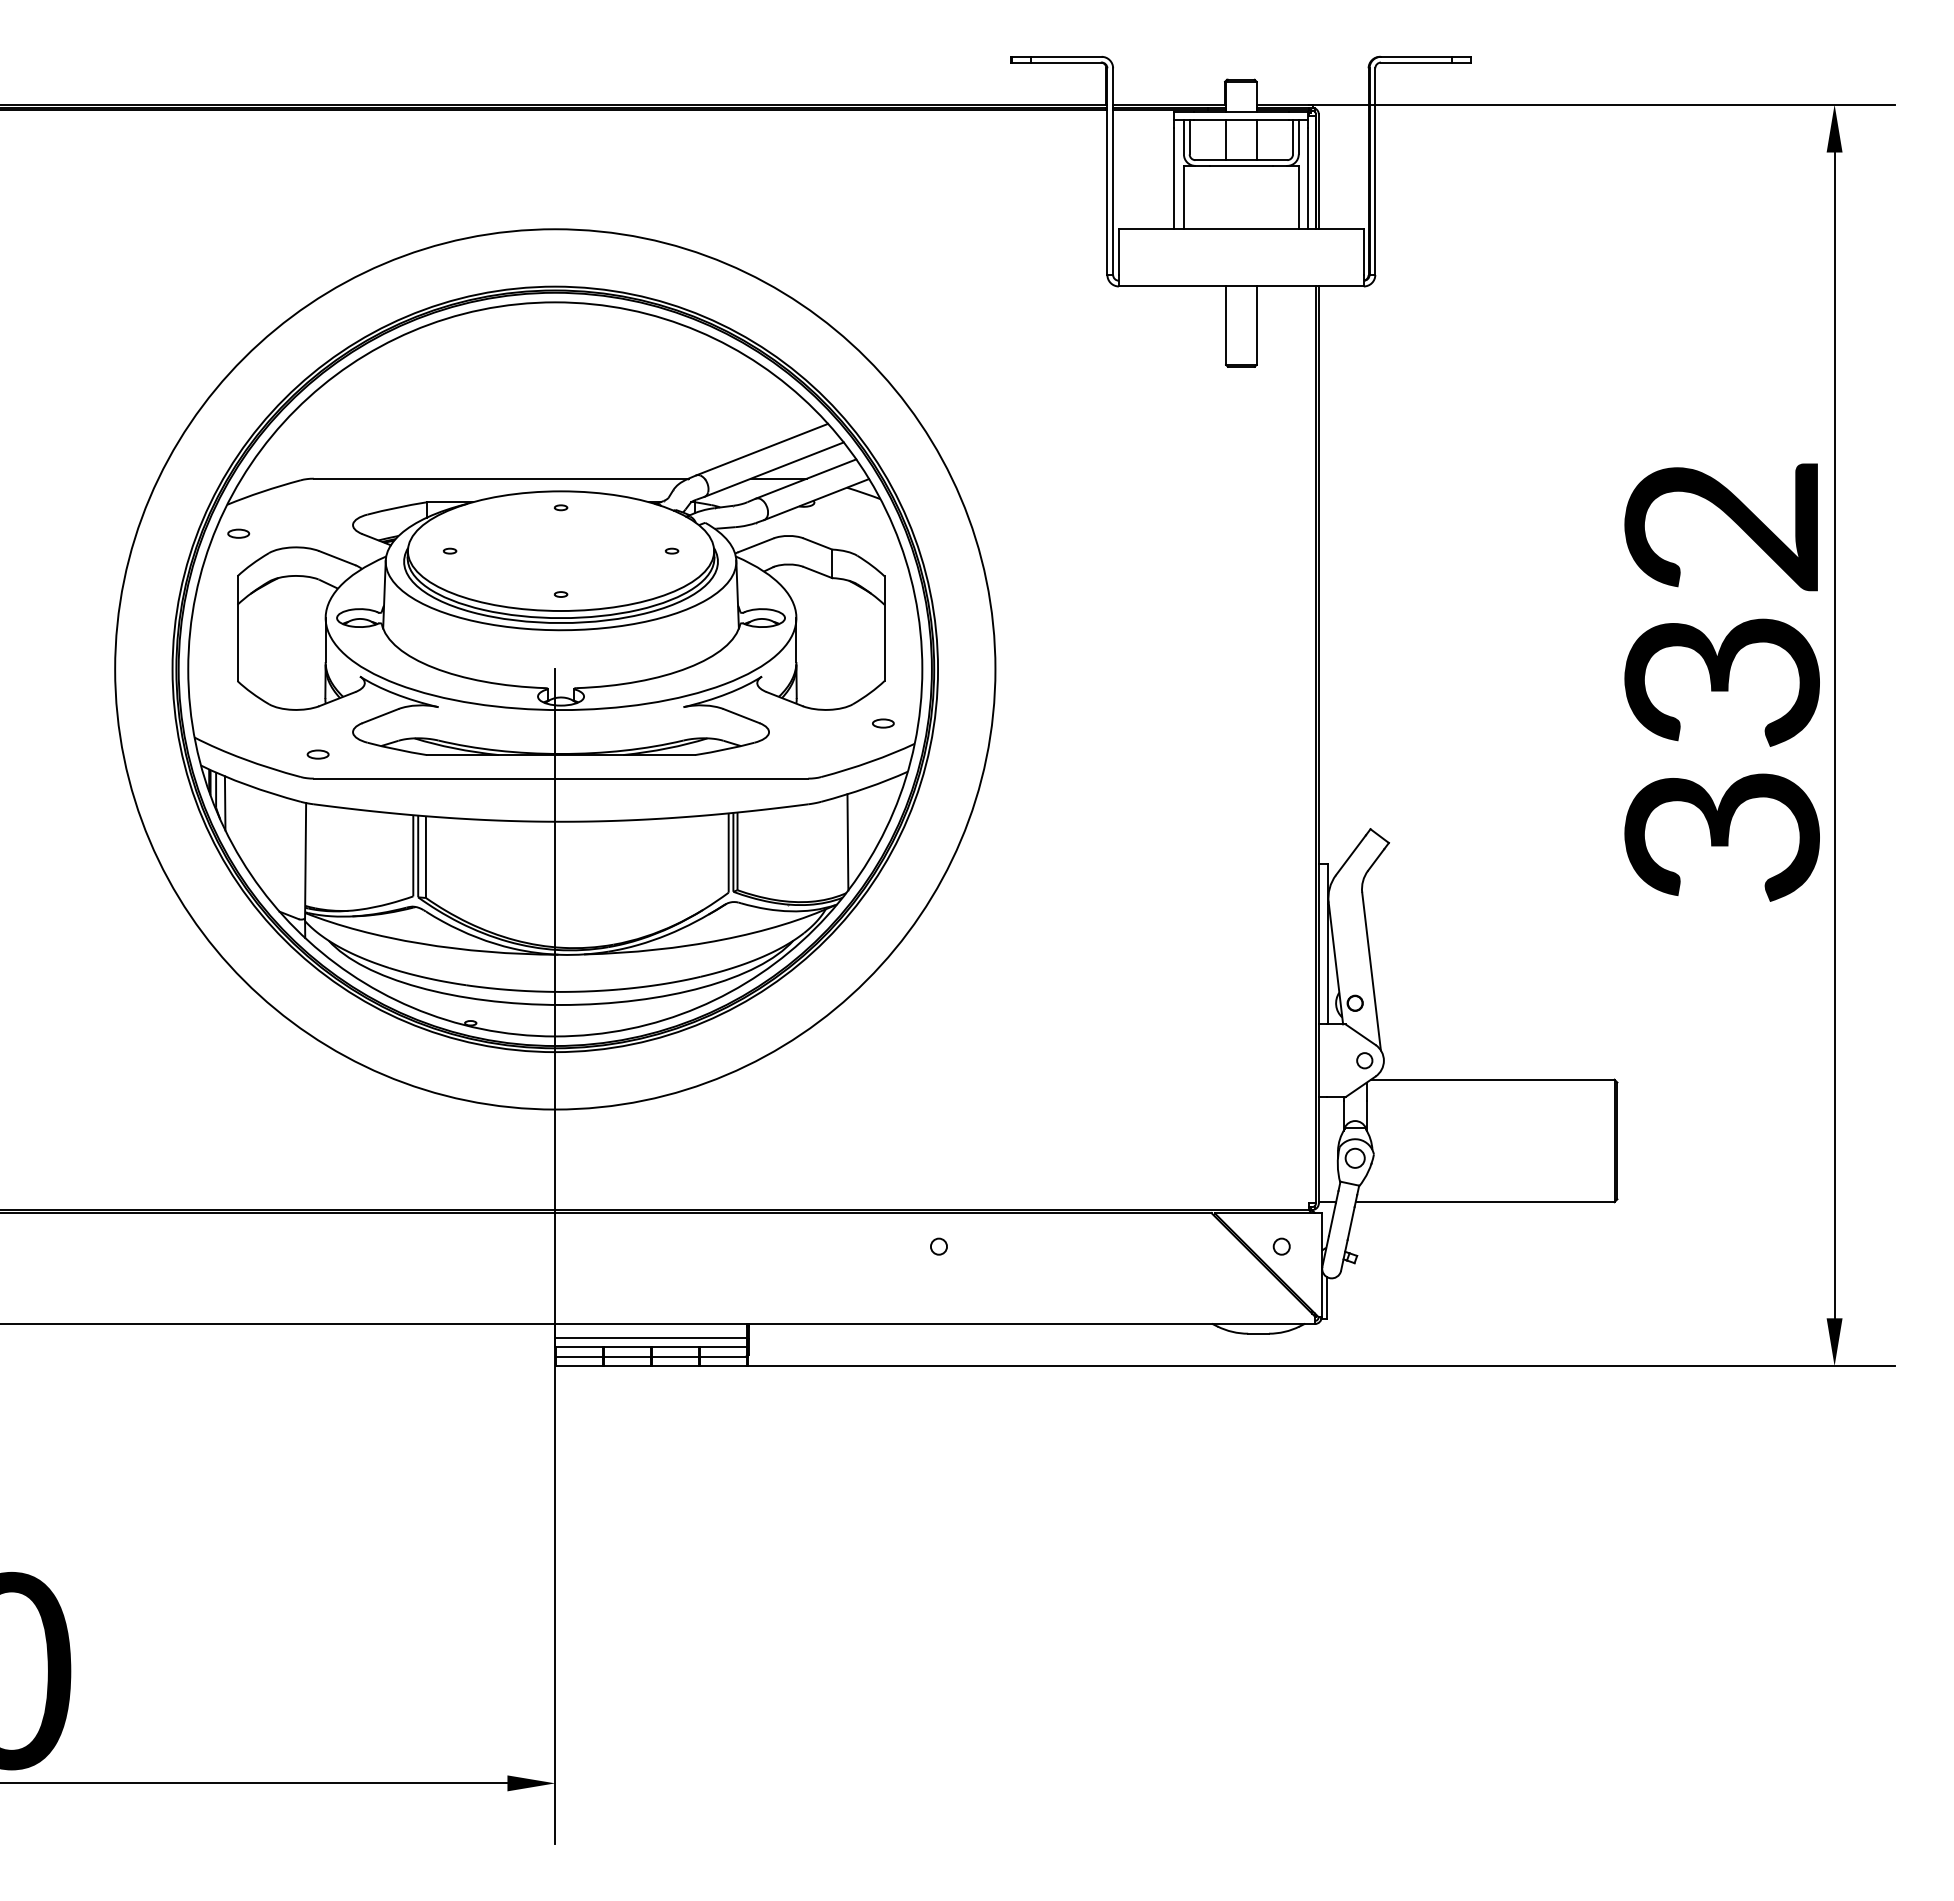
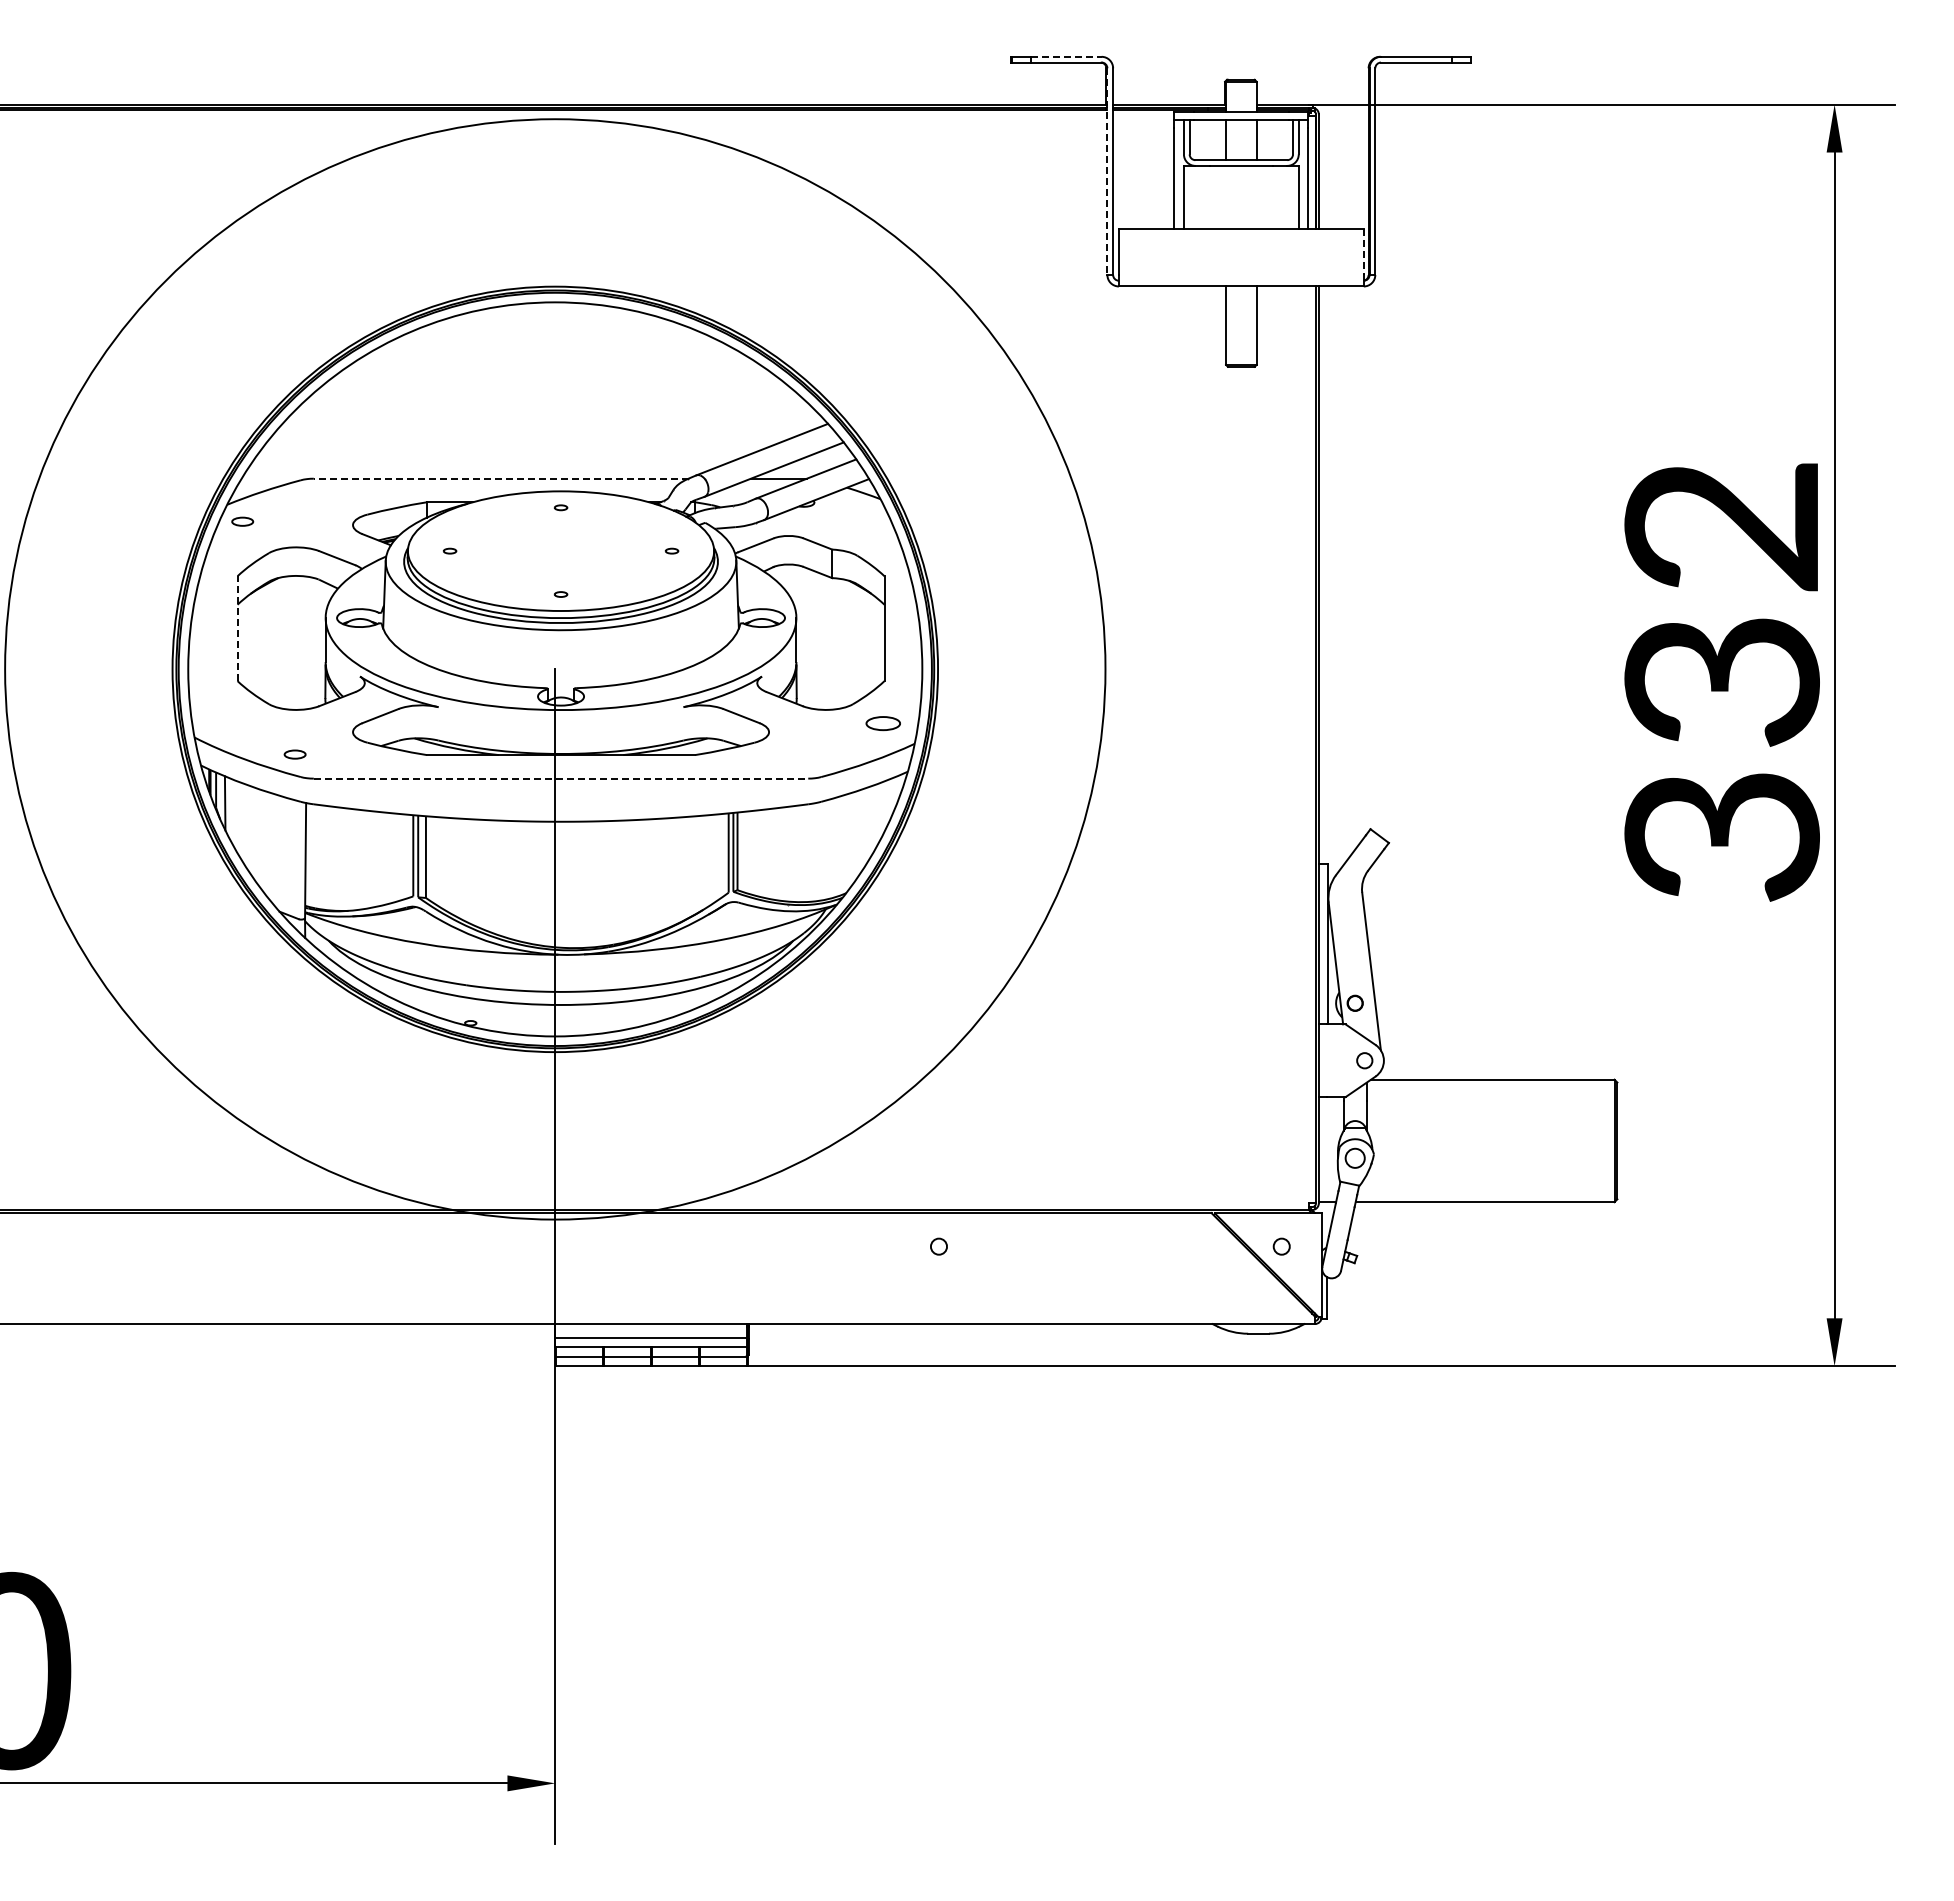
line: solid -> dashed (1066, 56)
line: solid -> dashed (1107, 172)
line: solid -> dashed (1363, 252)
line: solid -> dashed (500, 478)
part position: (238, 533) -> (242, 521) (242, 521)
line: solid -> dashed (237, 628)
circle diameter: 880 px -> 1100 px (555, 669)
part size: 23x11 px -> 36x16 px (882, 723)
part position: (317, 754) -> (294, 754) (294, 754)
line: solid -> dashed (561, 778)
line: present -> none (847, 842)
